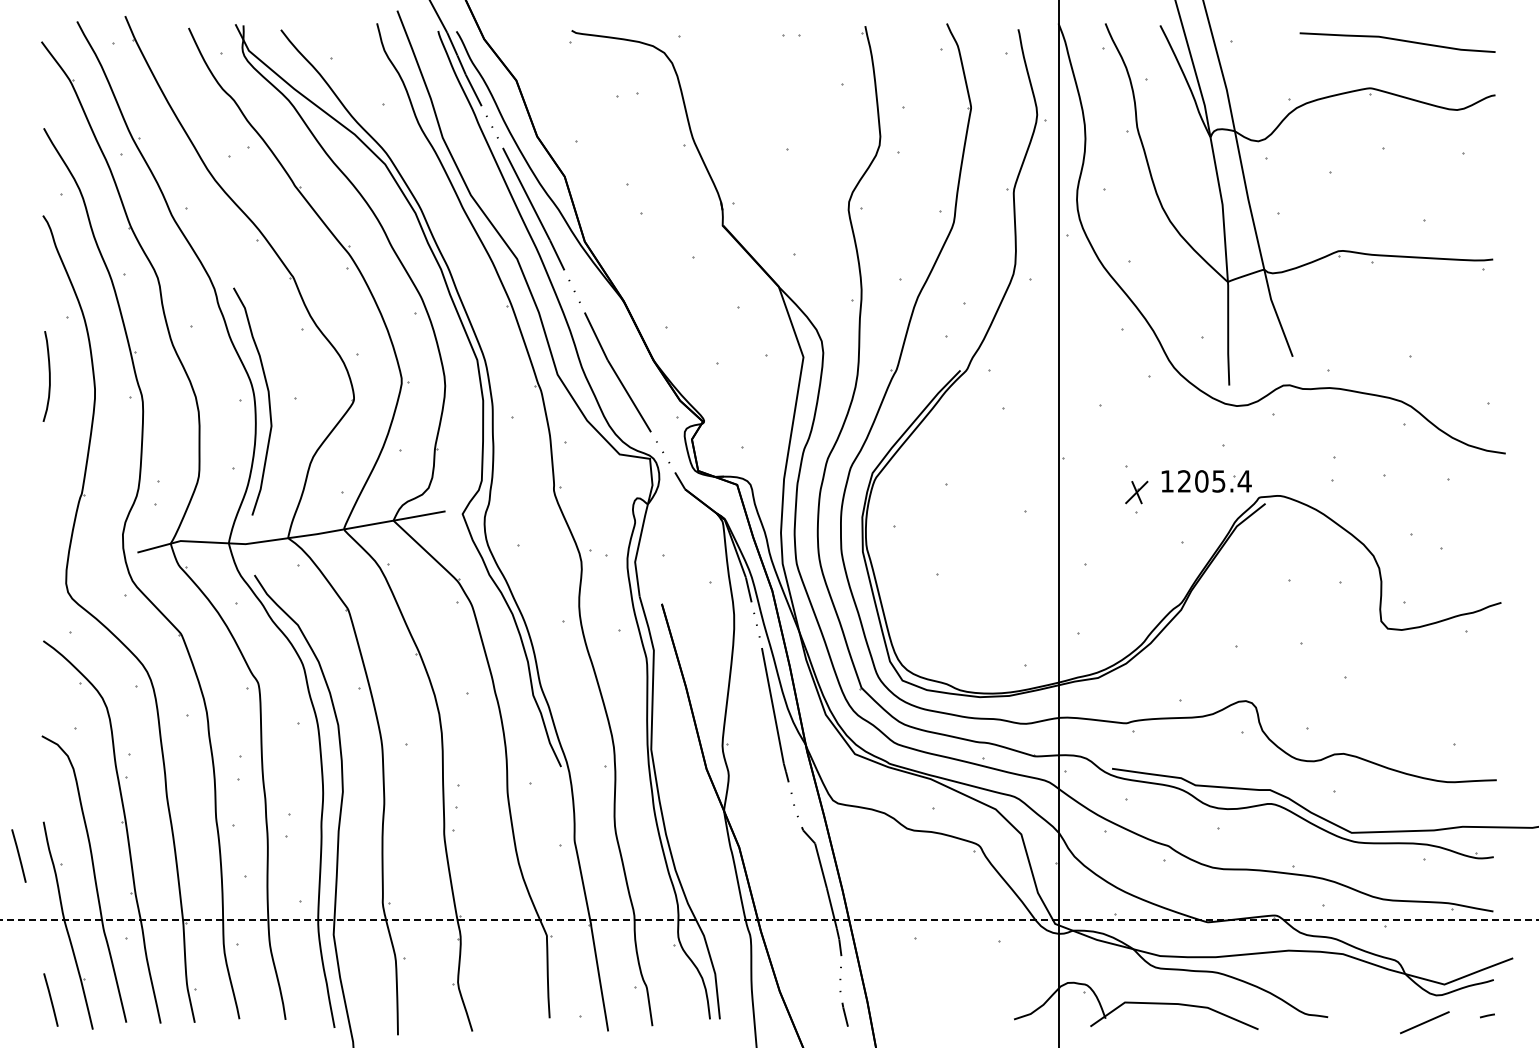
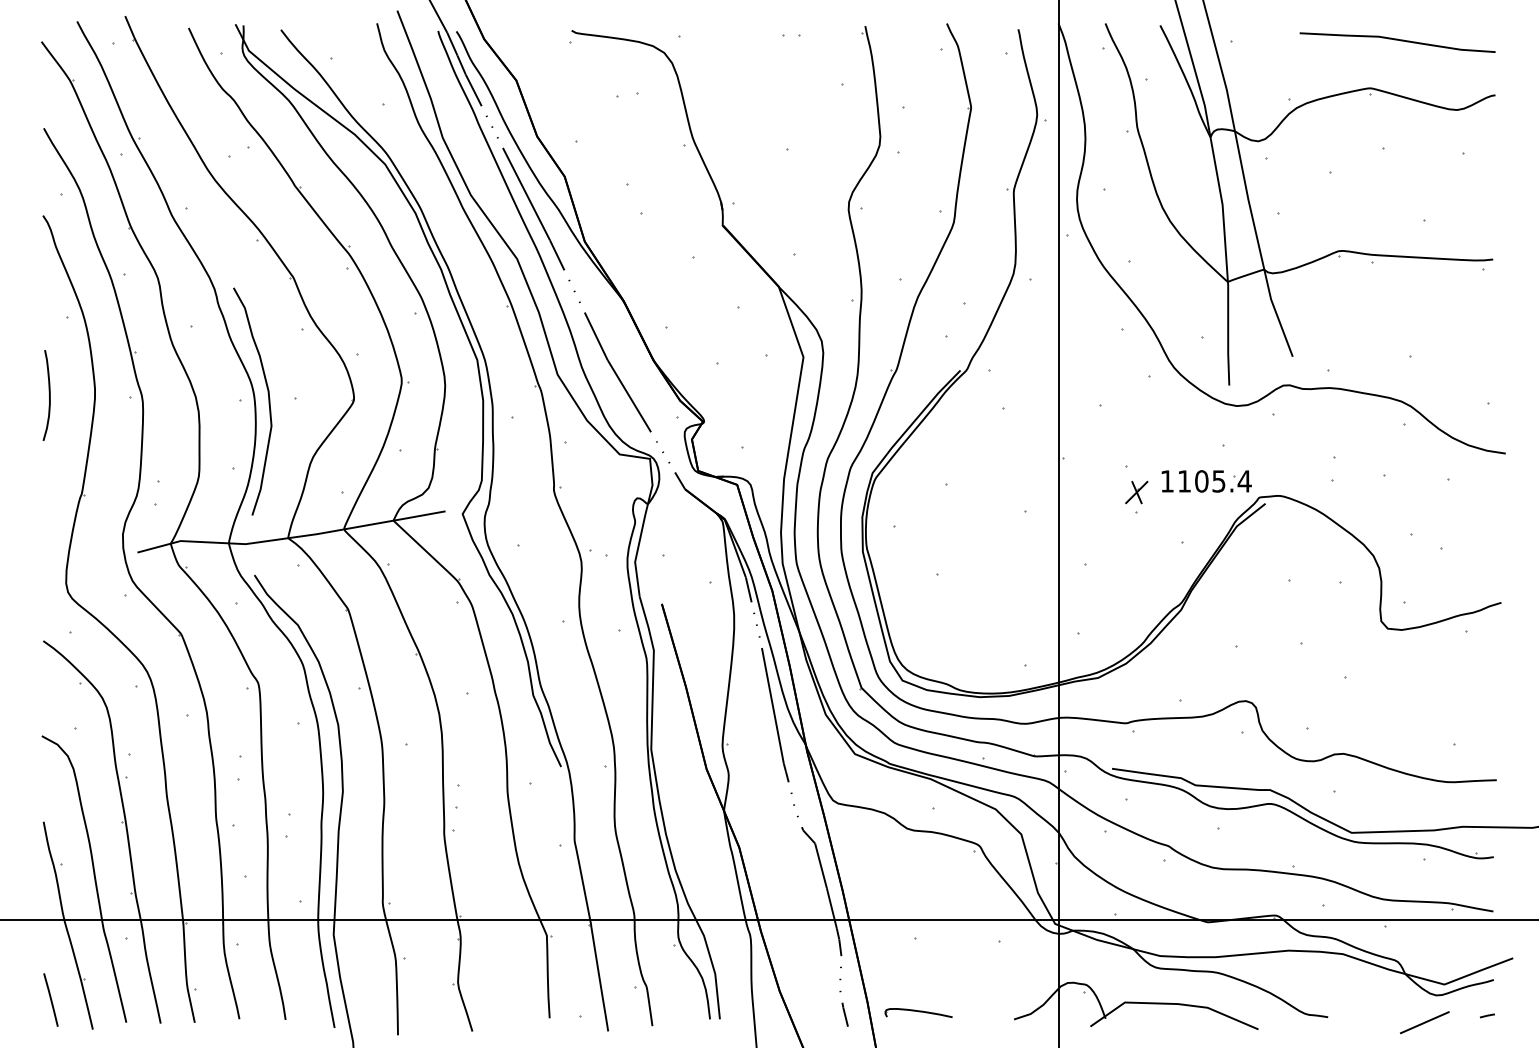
curve position: (49, 376) -> (49, 395) (49, 395)
text: 1205.4 -> 1105.4 (1184, 481)
line: present -> none (18, 855)
line: dashed -> solid (768, 919)
part: none -> present (918, 1012)
